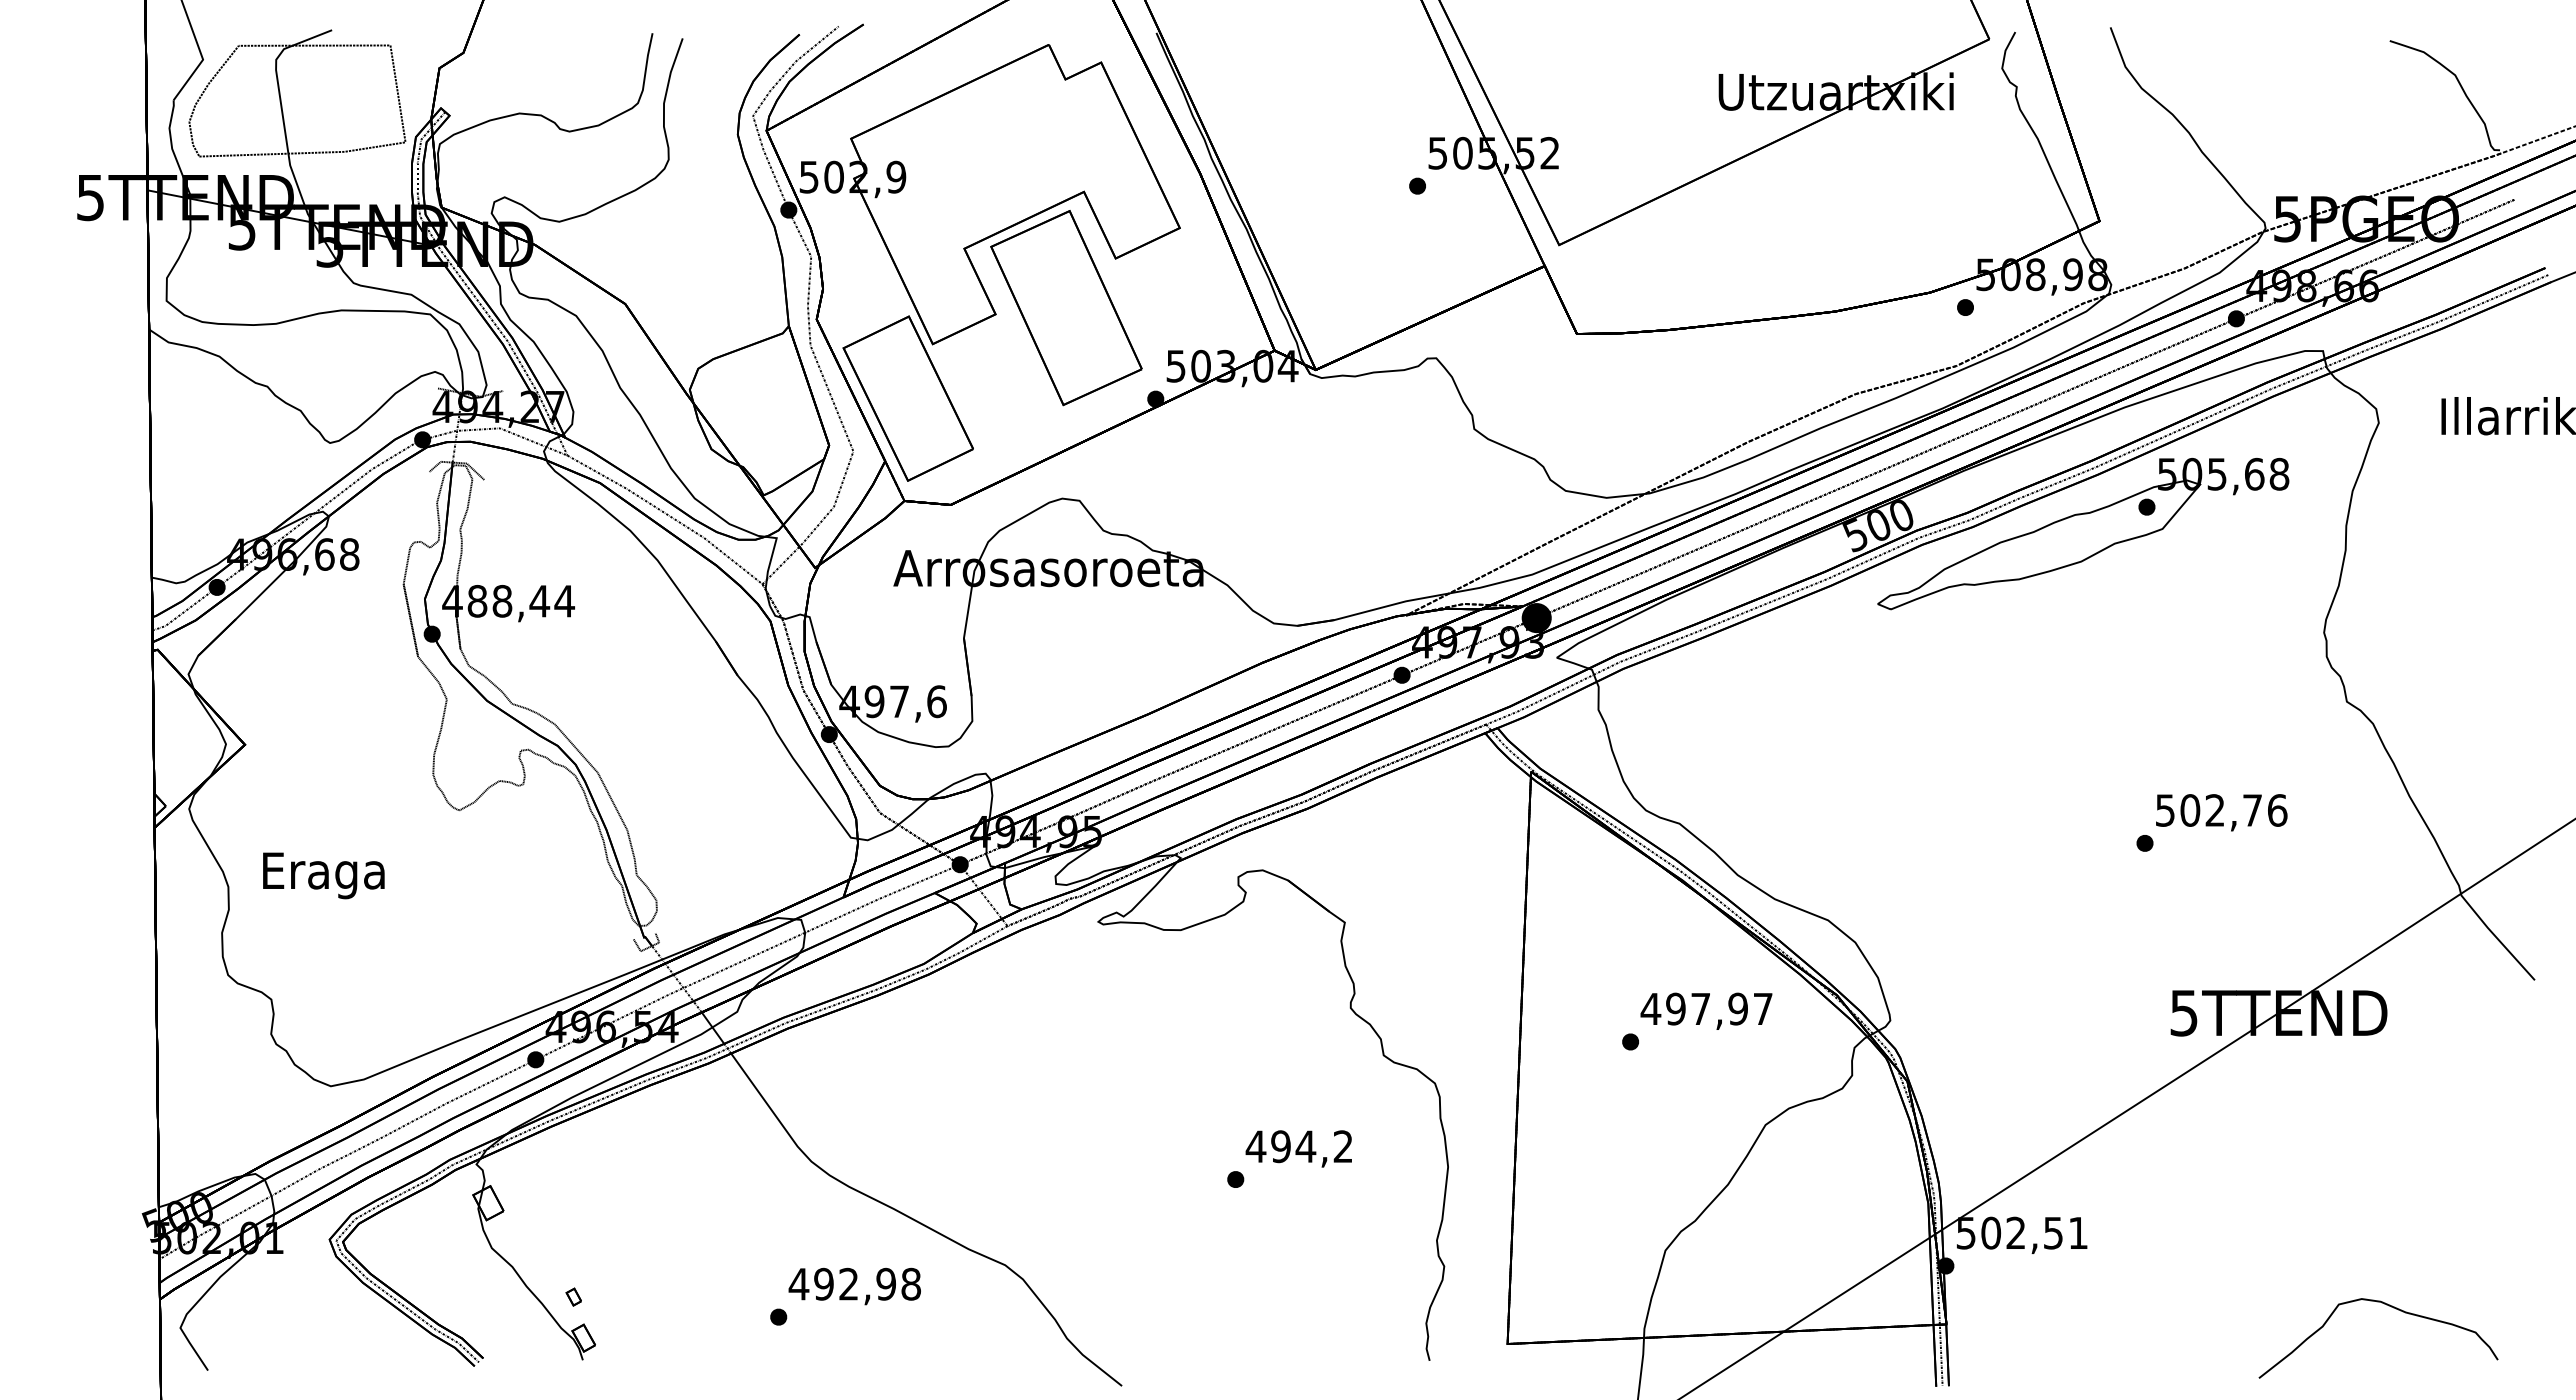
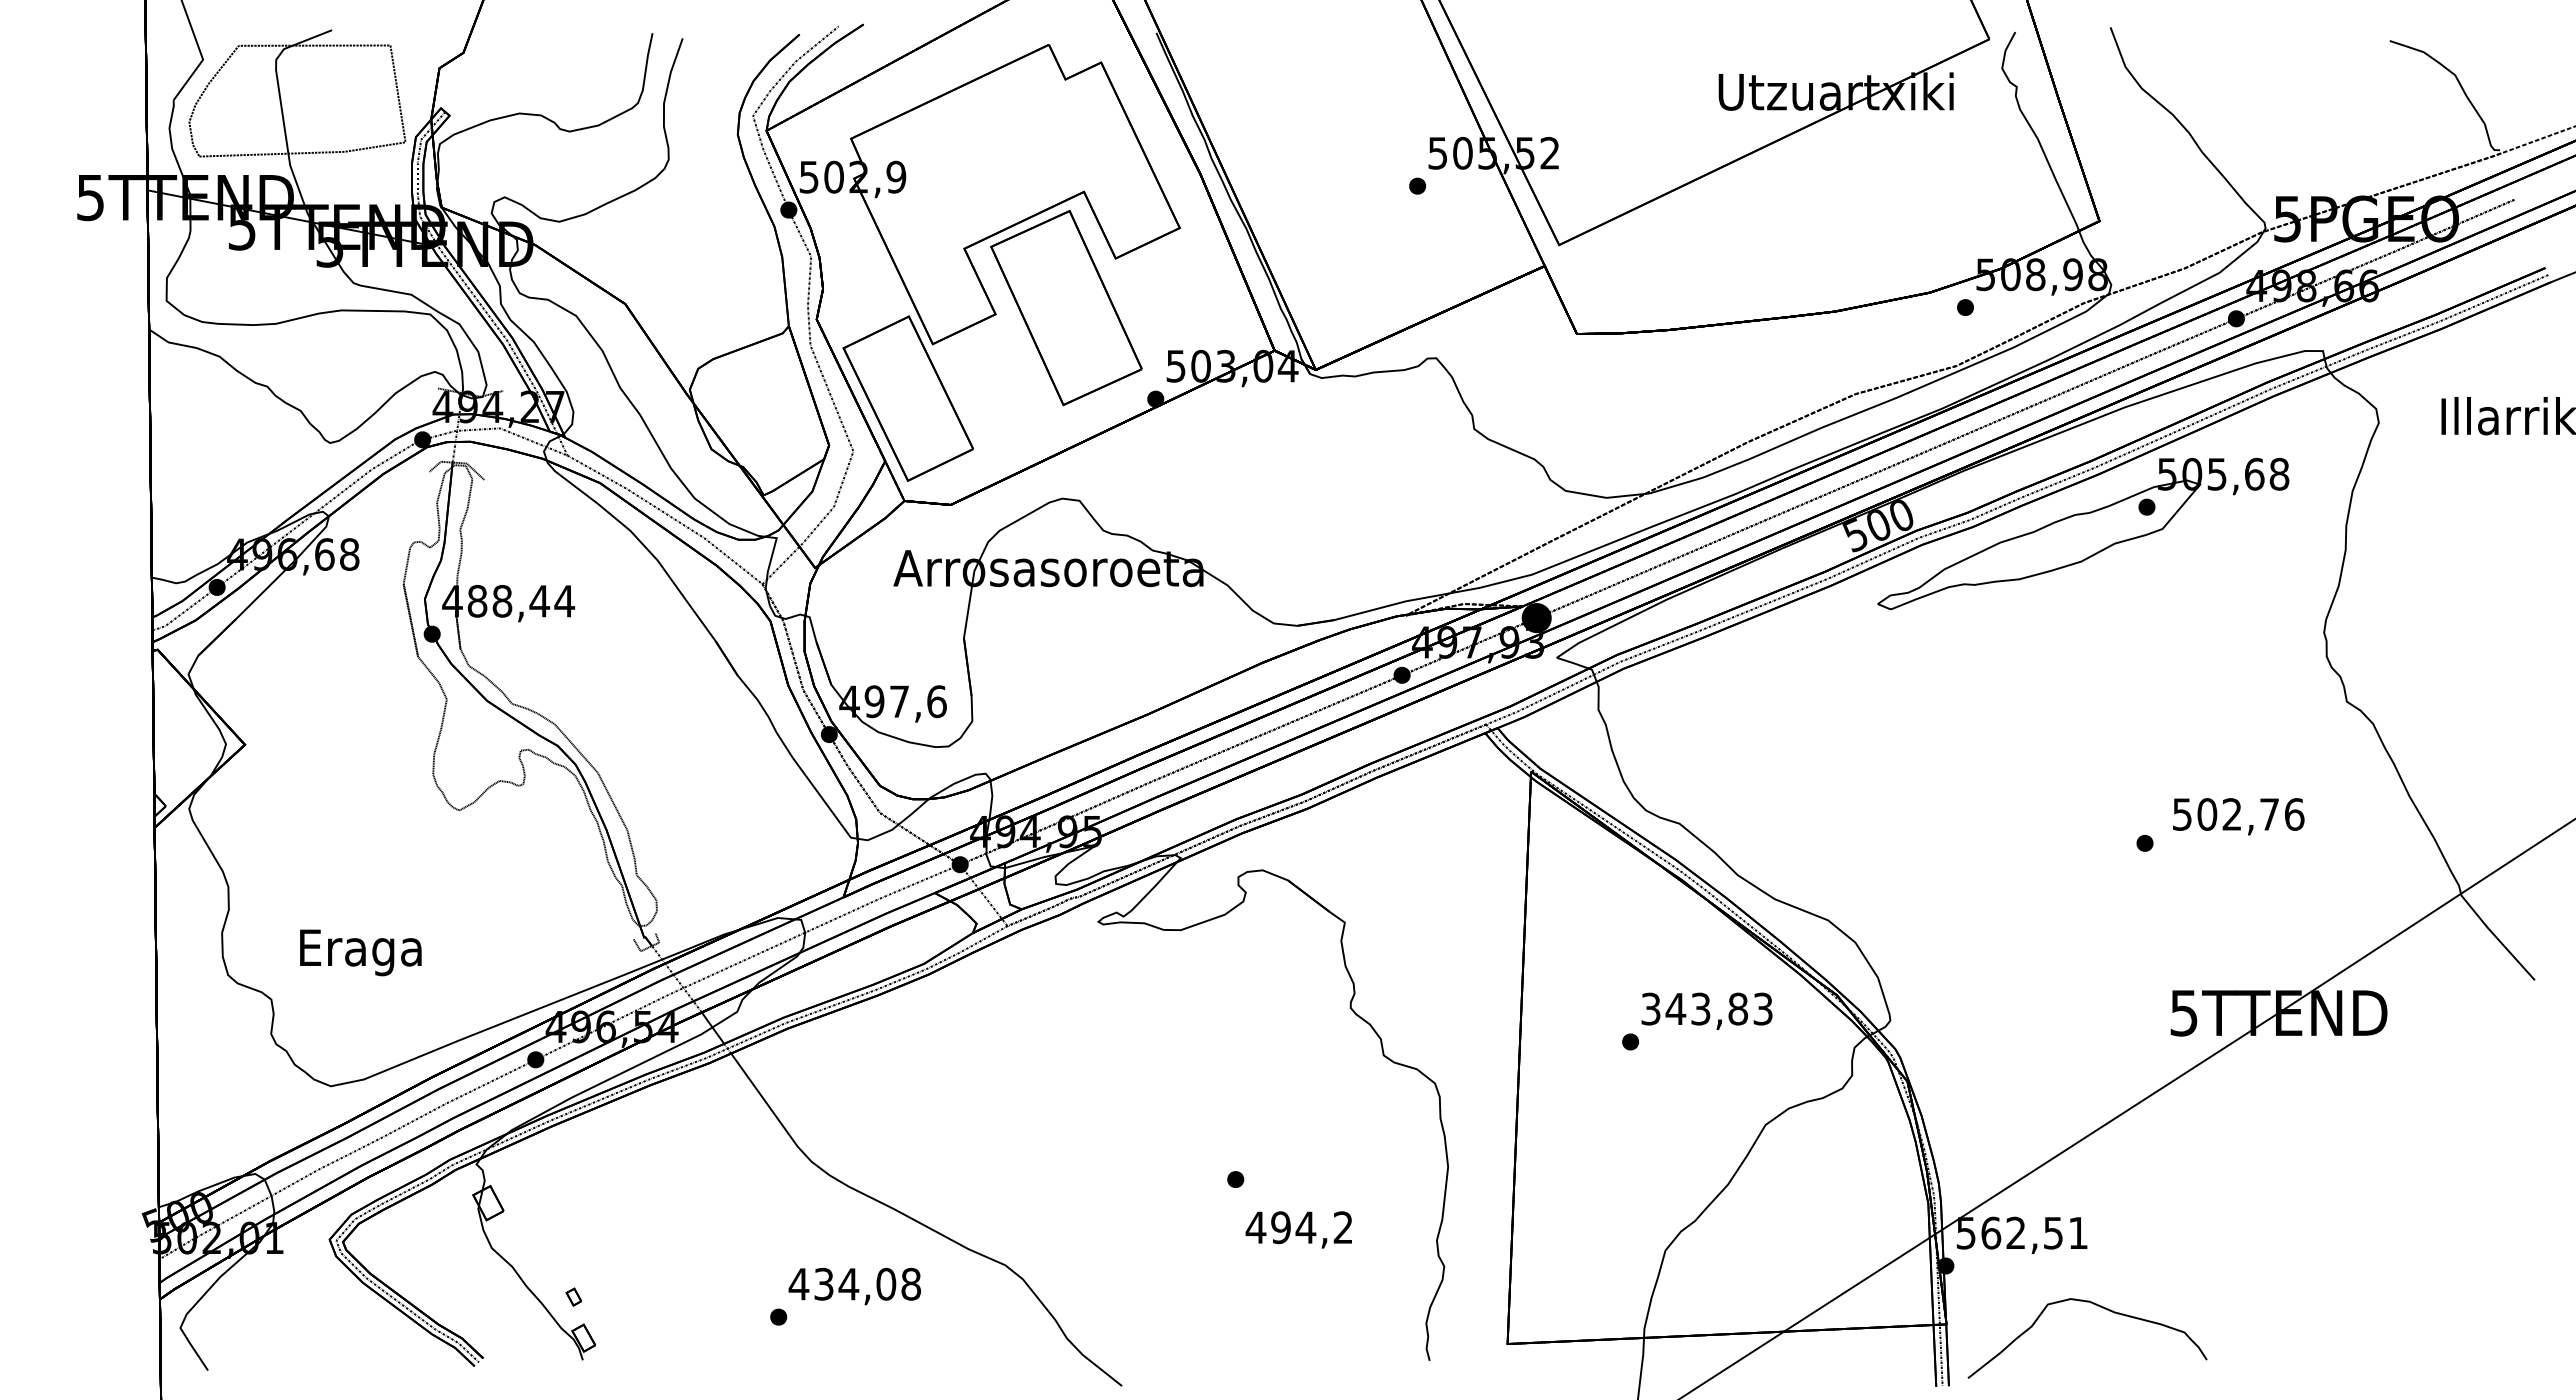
text position: (2221, 812) -> (2238, 816) (2238, 816)
text position: (323, 875) -> (360, 952) (360, 952)
text: 497,97 -> 343,83 (1706, 1008)
text position: (1298, 1148) -> (1298, 1229) (1298, 1229)
text: 502,51 -> 562,51 (1991, 1232)
text: 492,98 -> 434,08 (855, 1283)
curve position: (2388, 1306) -> (2097, 1306) (2097, 1306)
